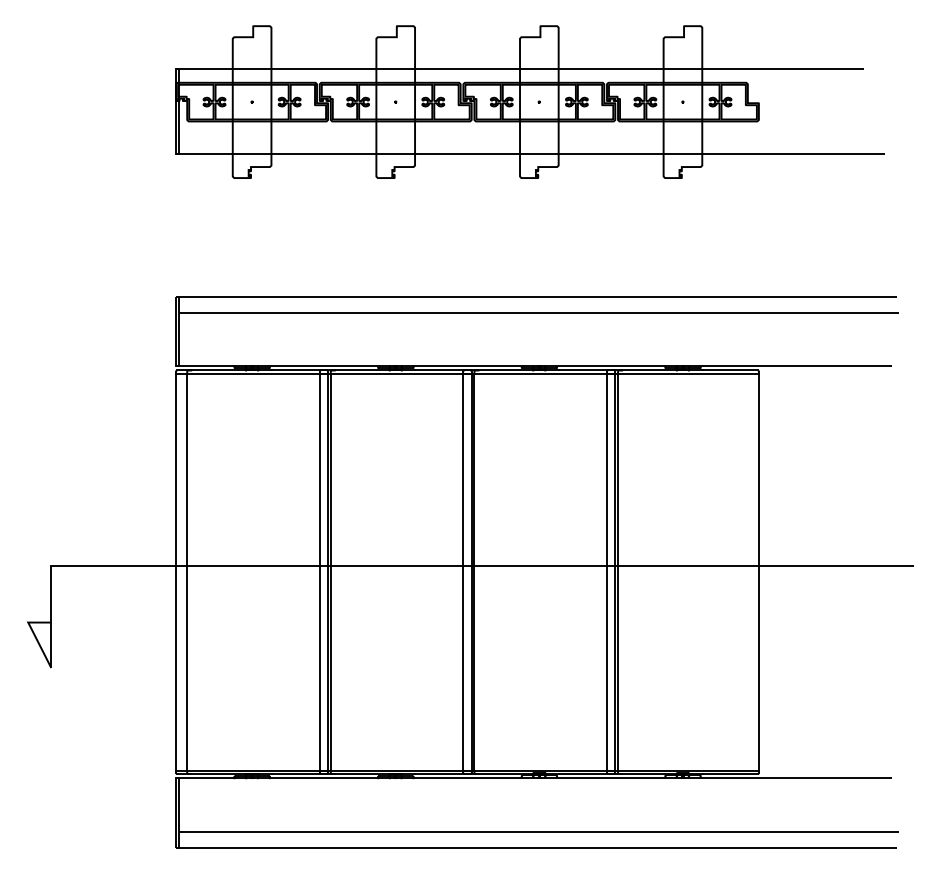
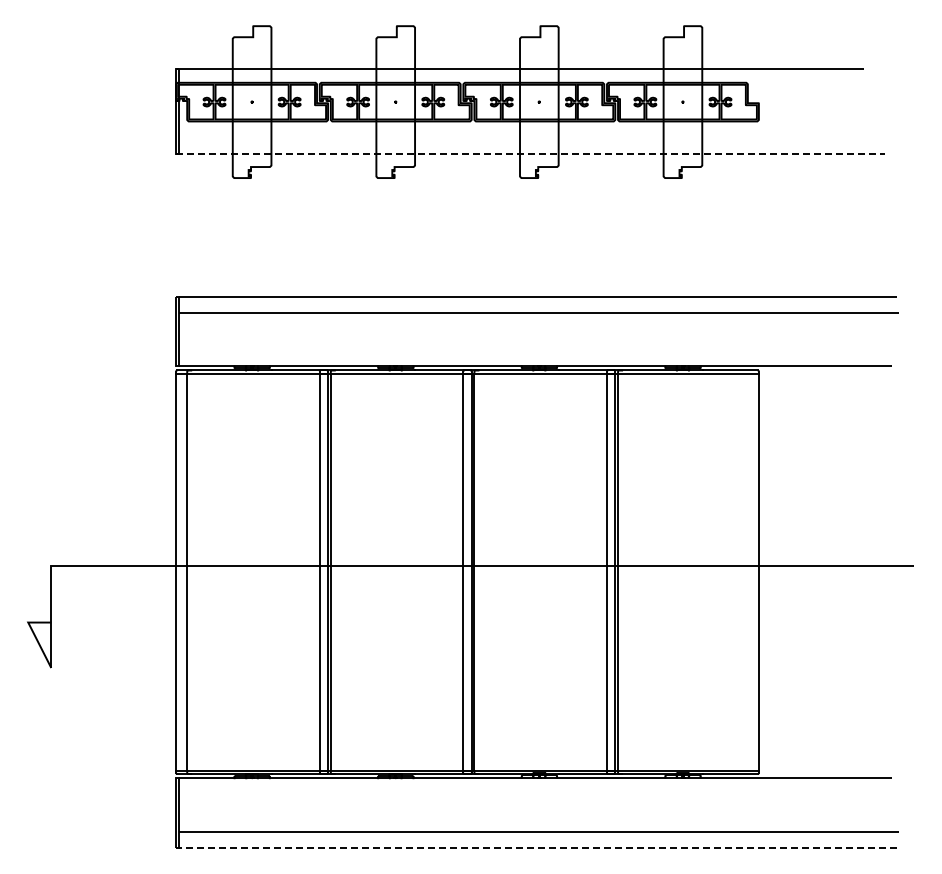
line: solid -> dashed (530, 153)
line: solid -> dashed (538, 847)
